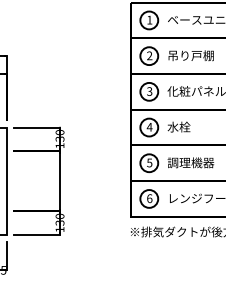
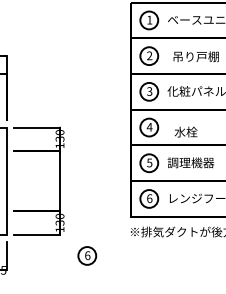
text position: (190, 55) -> (195, 56) (195, 56)
text position: (178, 126) -> (185, 131) (185, 131)
part: none -> present (87, 255)
